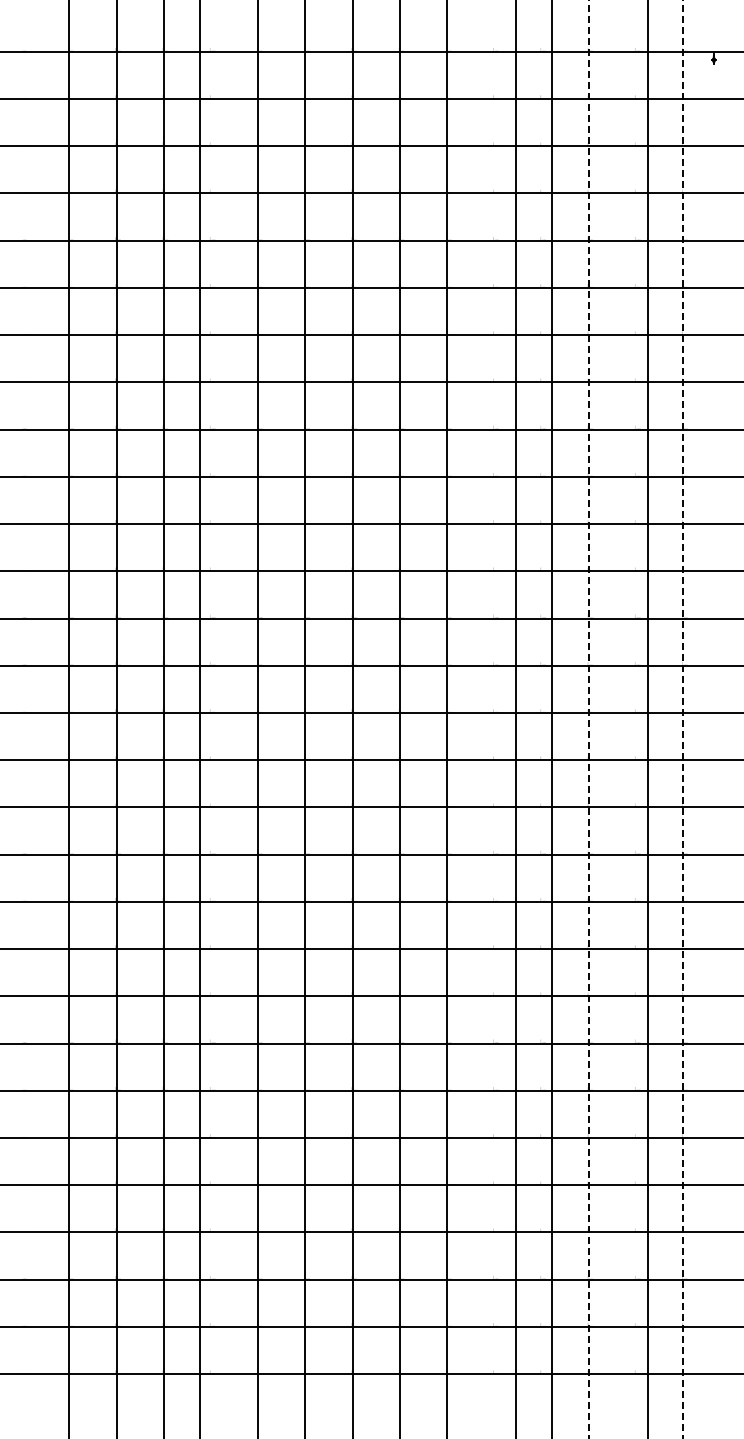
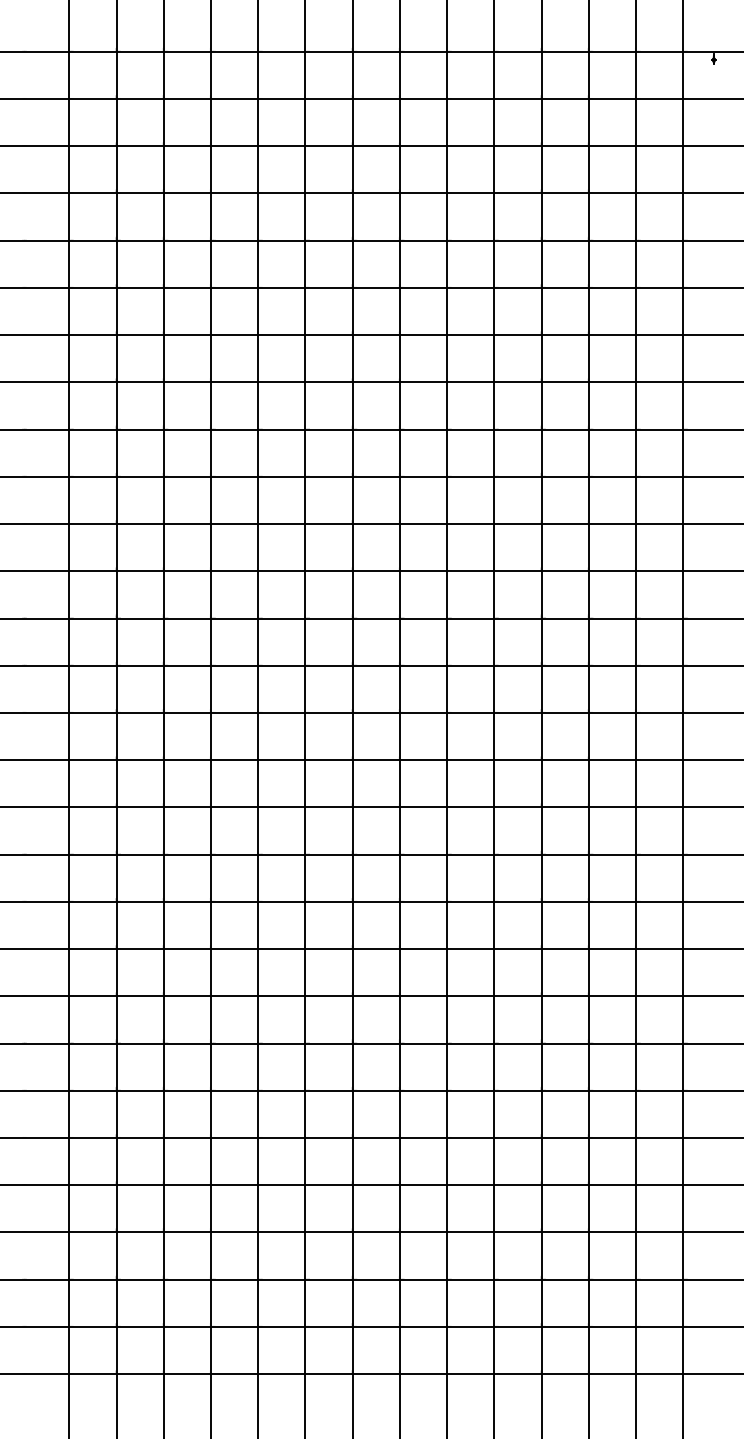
line position: (199, 718) -> (210, 718) (210, 718)
line position: (516, 718) -> (494, 718) (494, 718)
line position: (551, 718) -> (541, 718) (541, 718)
line position: (648, 718) -> (636, 718) (636, 718)
line: dashed -> solid (588, 719)
line: dashed -> solid (683, 719)
